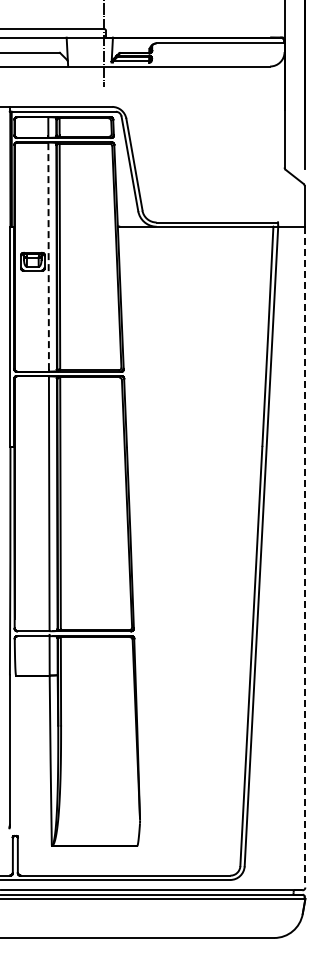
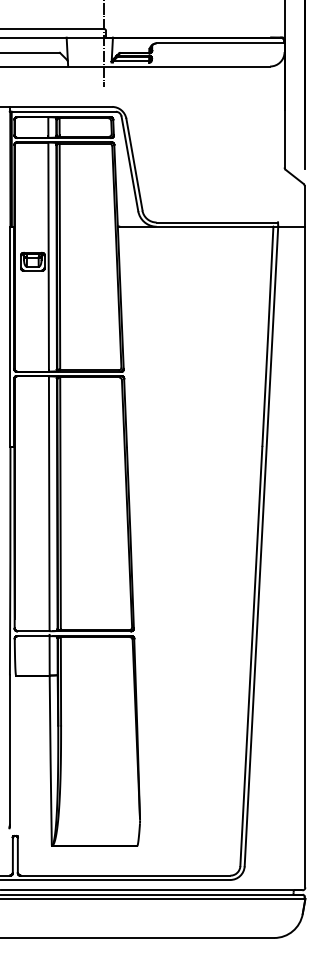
line: dashed -> solid (48, 256)
line: dashed -> solid (305, 557)
